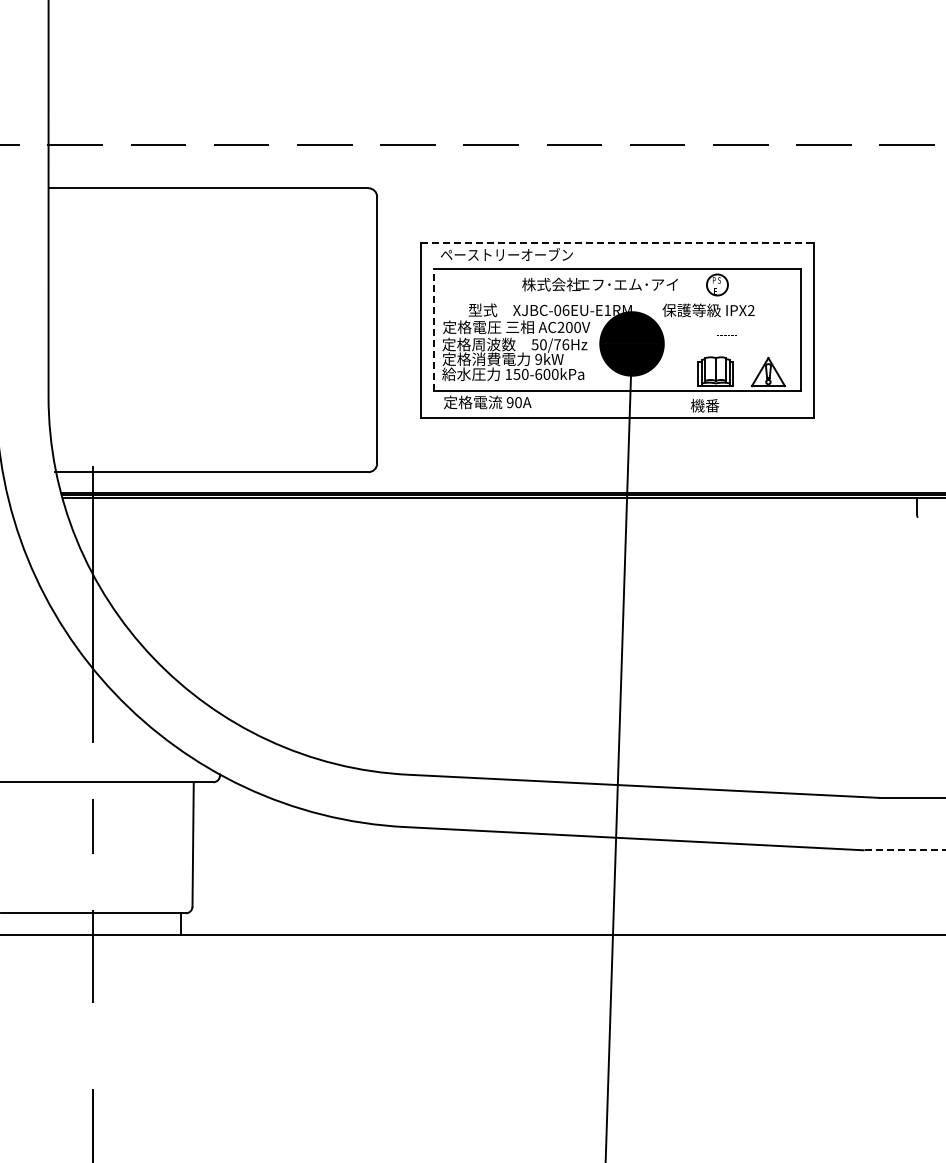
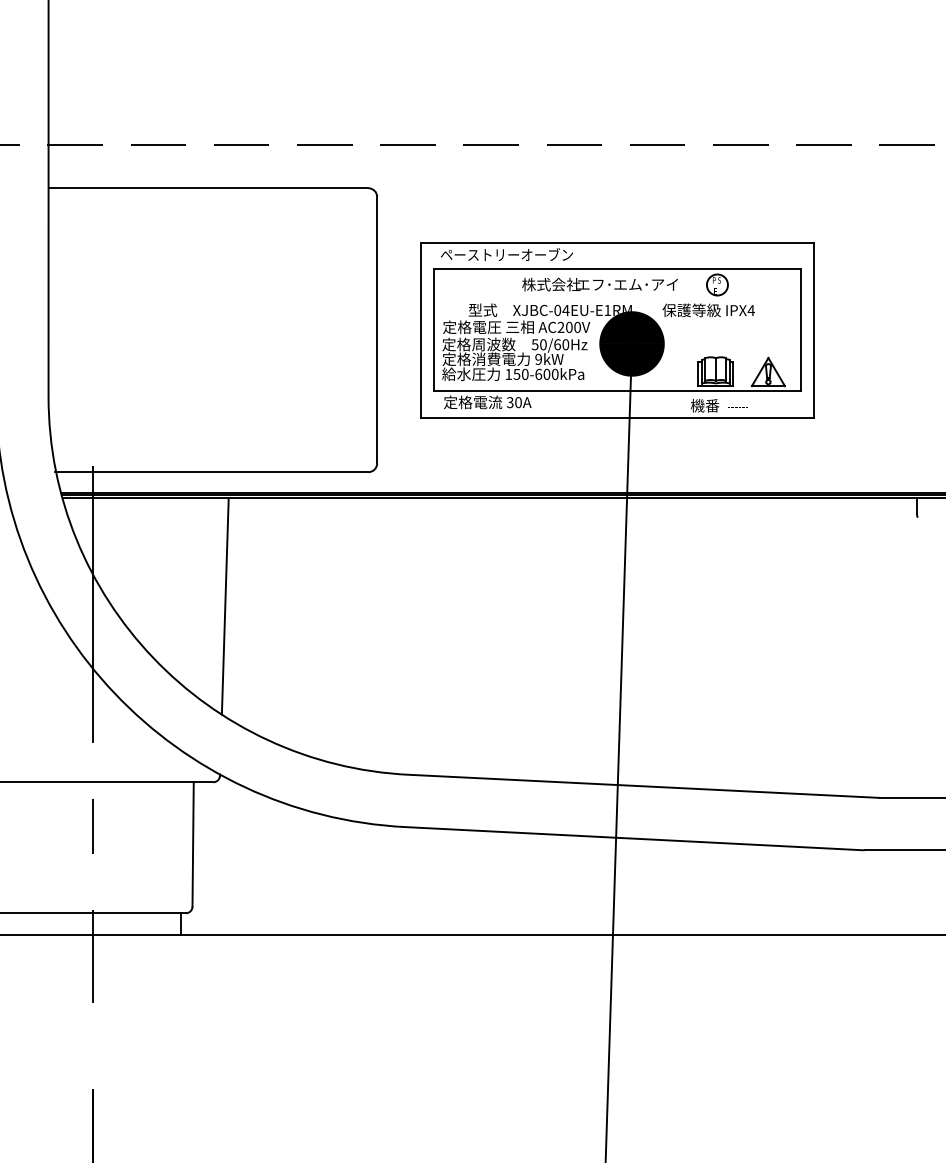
line: dashed -> solid (617, 242)
text: XJBC-06EU-E1RM -> XJBC-04EU-E1RM (565, 310)
text: IPX2 -> IPX4 (750, 310)
line: dashed -> solid (433, 329)
text position: (726, 335) -> (737, 407) (737, 407)
text: 50/76Hz -> 50/60Hz (561, 344)
text: 90A -> 30A (509, 402)
line: none -> present (224, 606)
line: dashed -> solid (905, 850)
